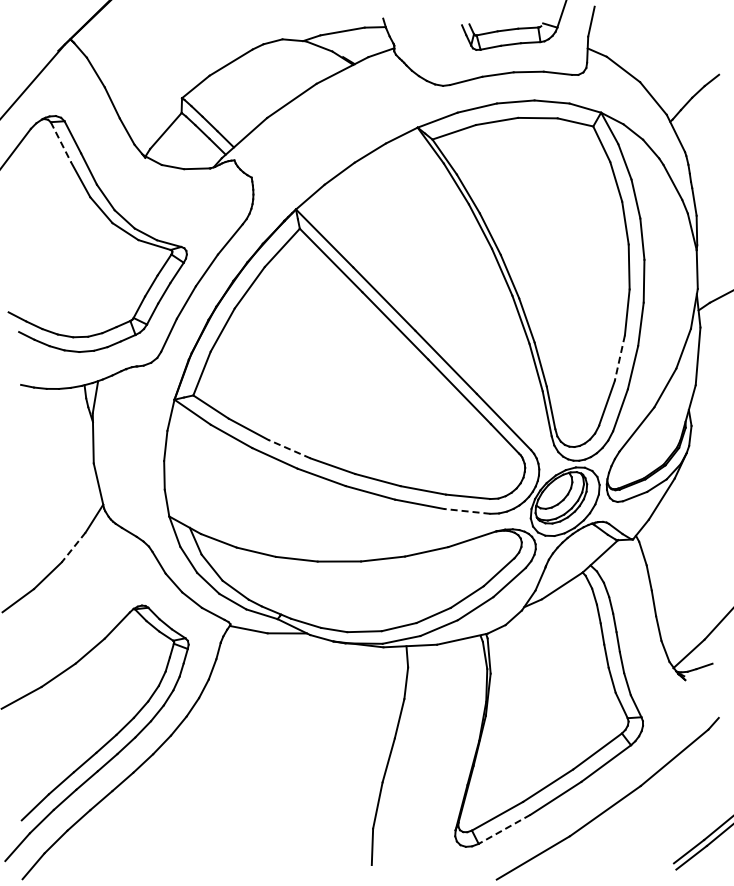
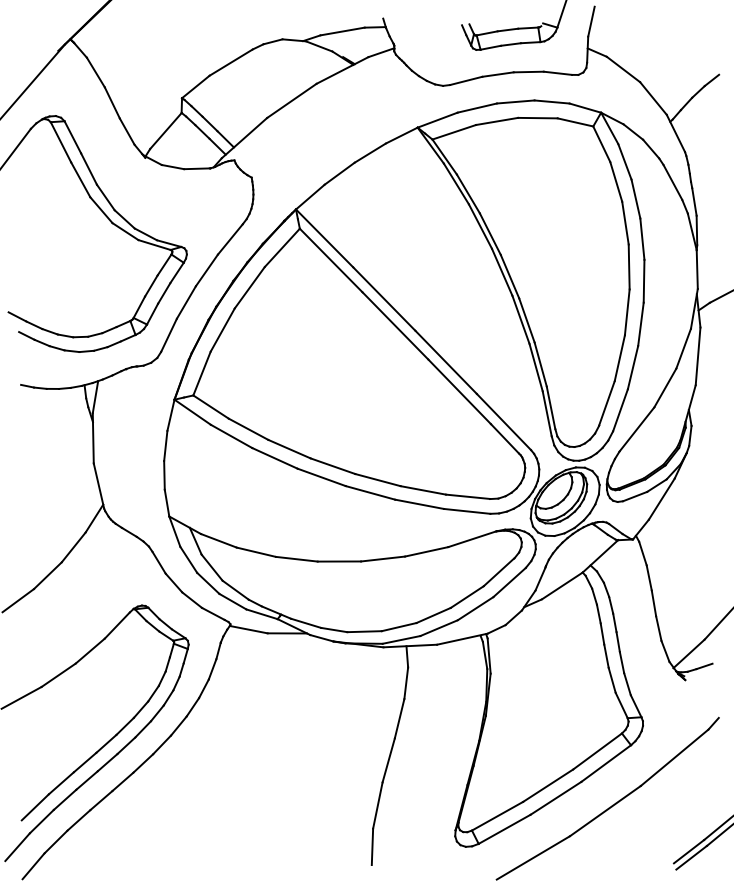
line: dashed -> solid (60, 142)
line: dashed -> solid (619, 358)
line: dashed -> solid (289, 448)
line: dashed -> solid (466, 511)
line: dashed -> solid (73, 547)
line: dashed -> solid (504, 829)
